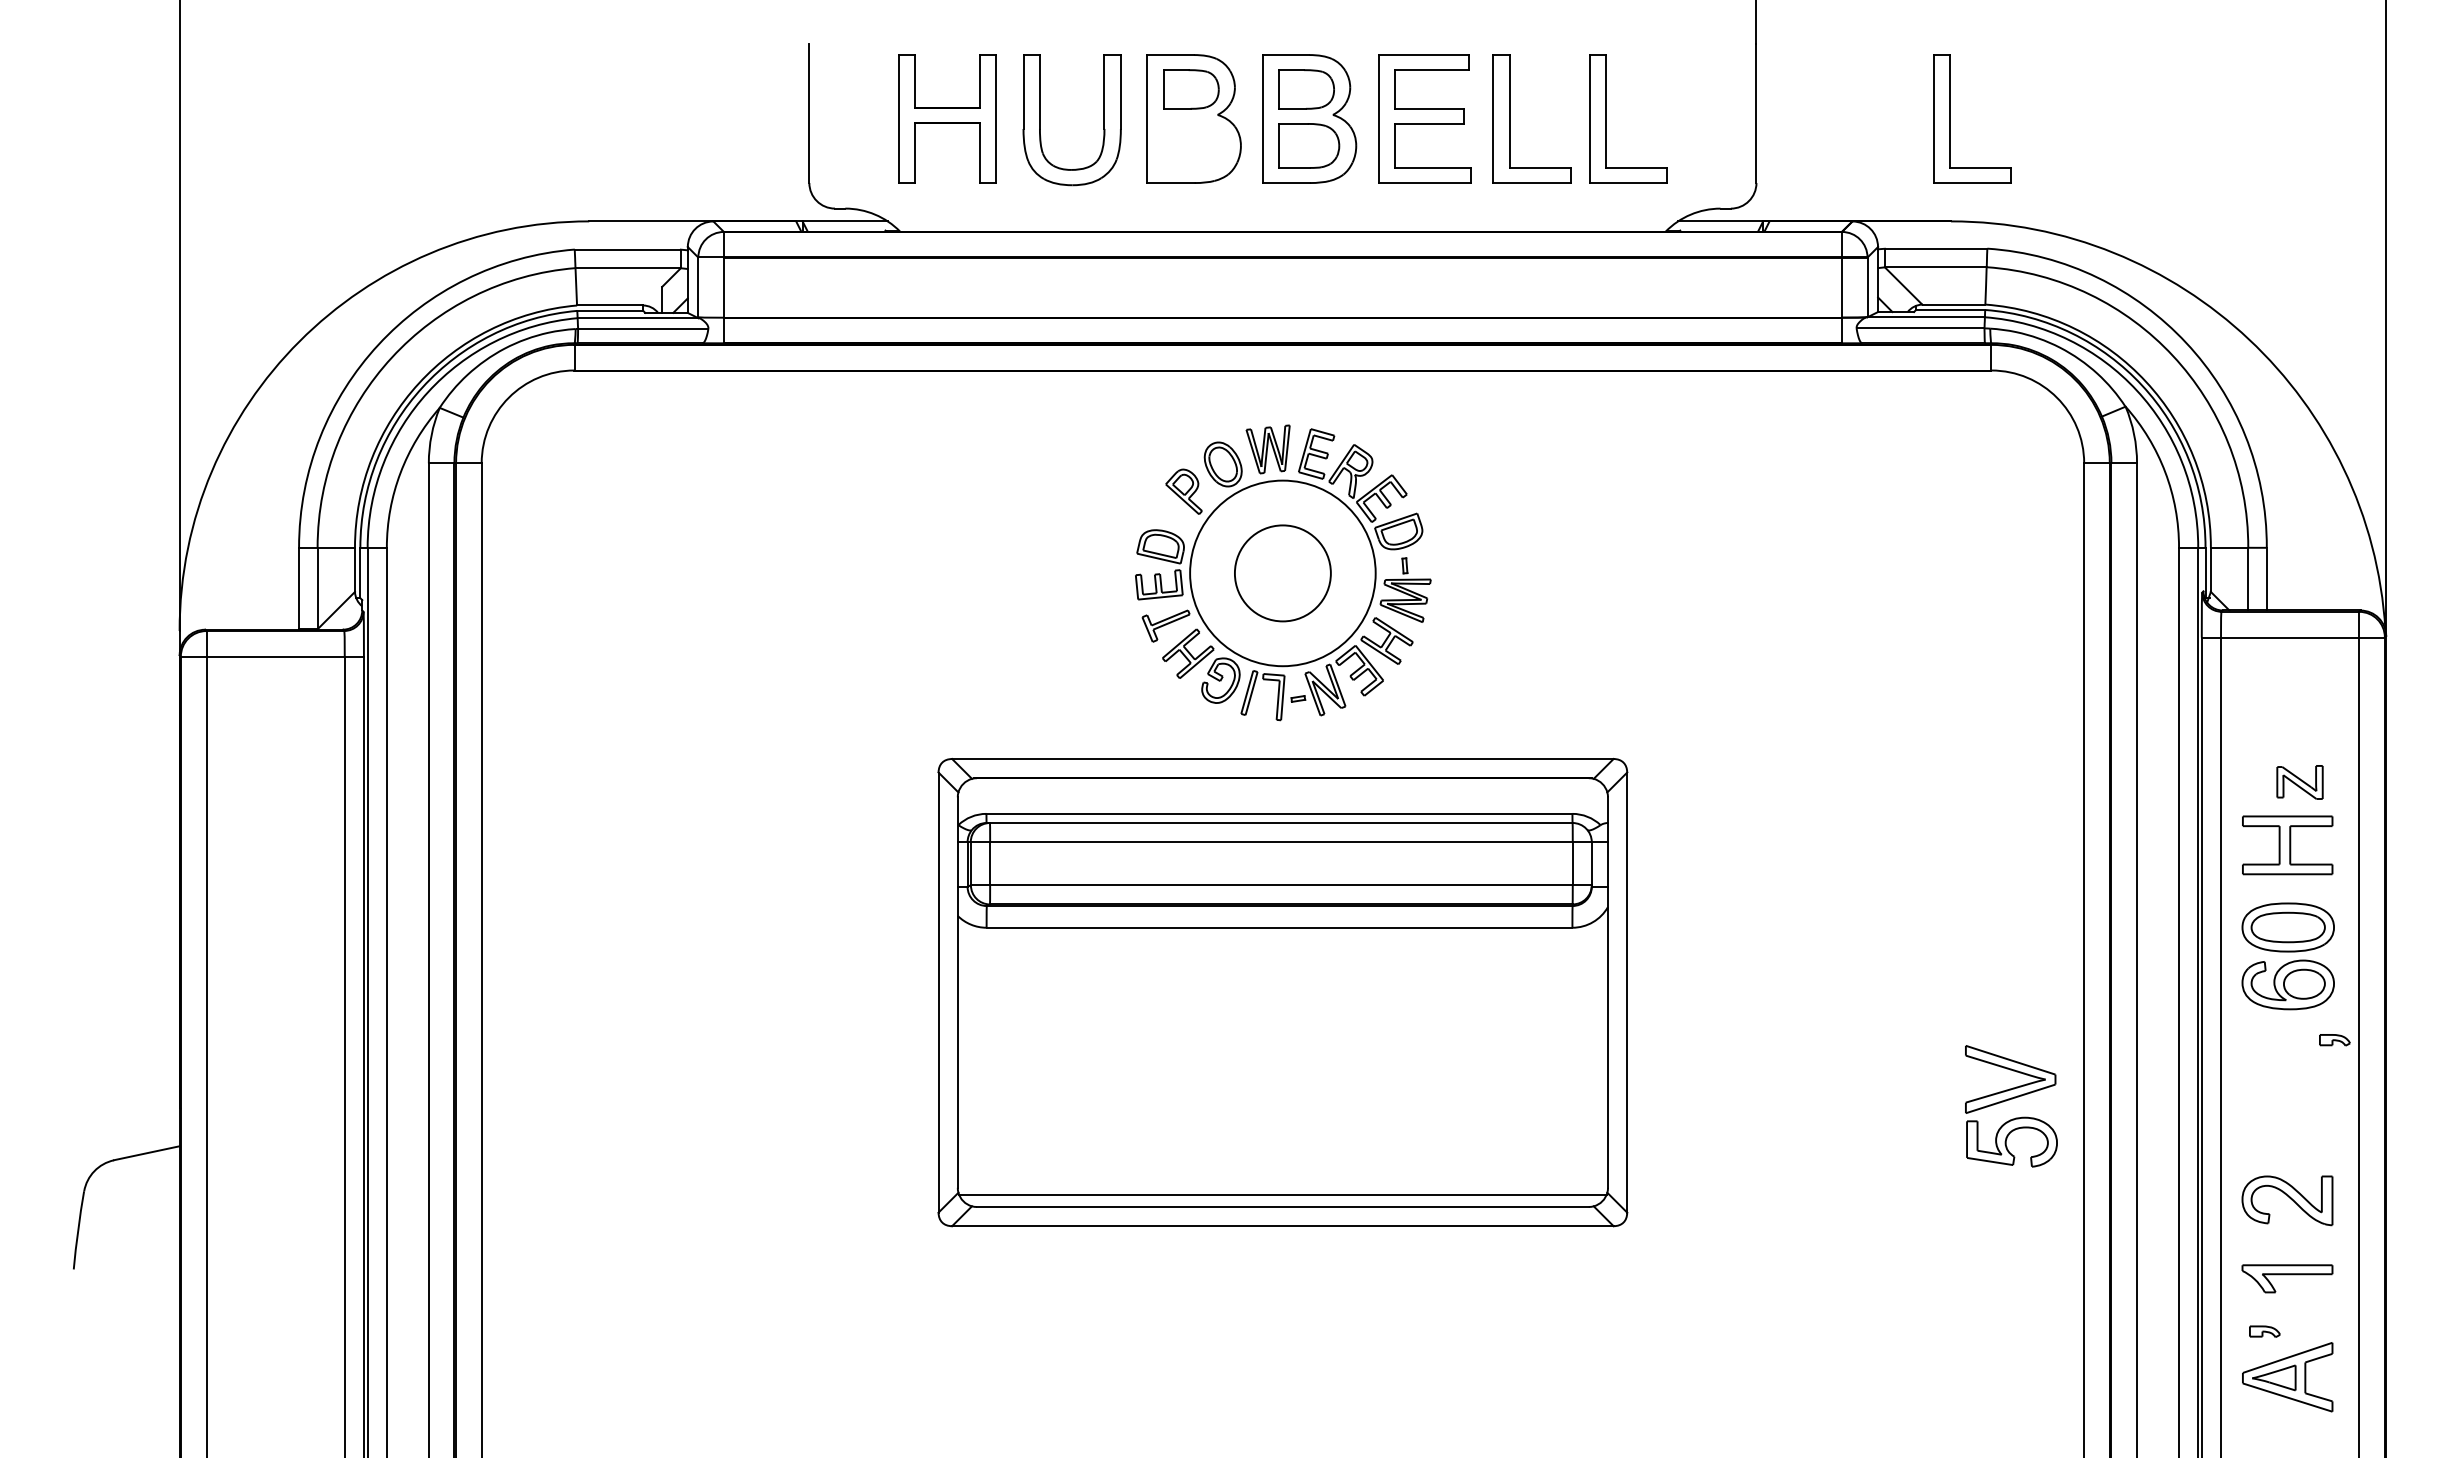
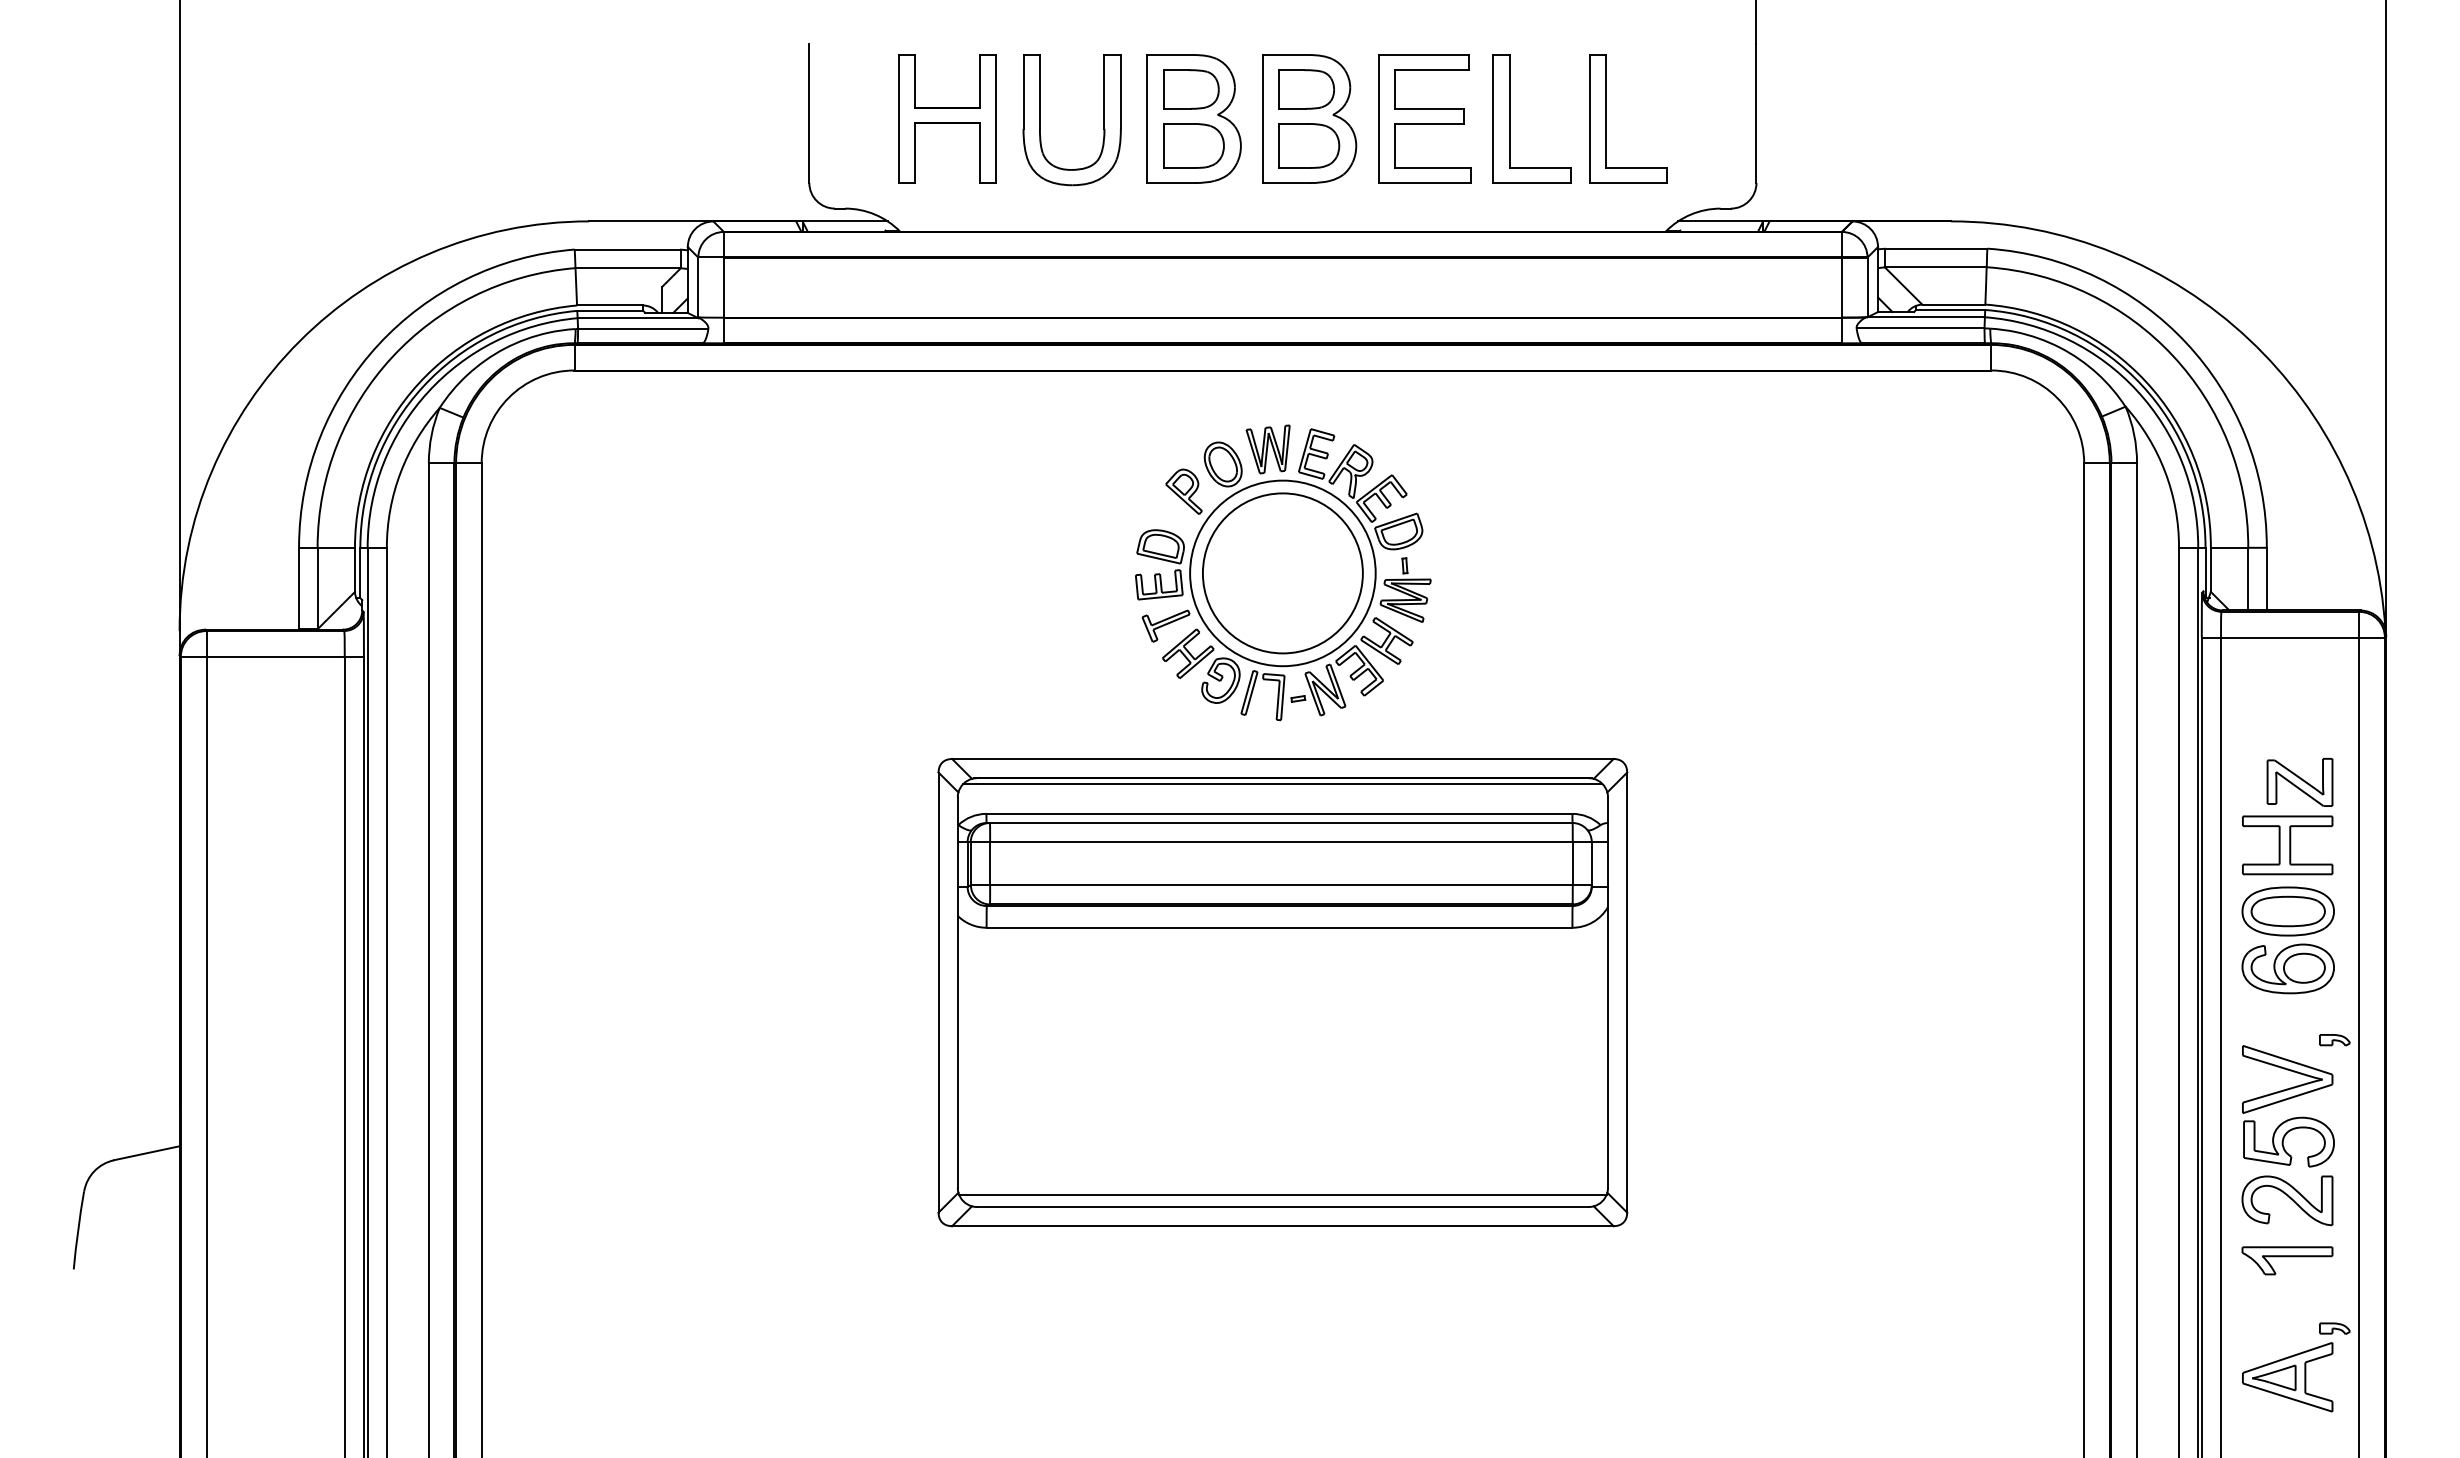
part: present -> none (1950, 118)
part: none -> present (1193, 145)
circle diameter: 96 px -> 160 px (1282, 573)
part size: 48x35 px -> 68x49 px (2299, 782)
line: none -> present (1282, 783)
part position: (2287, 956) -> (2287, 940) (2287, 940)
part position: (2009, 1100) -> (2286, 1100) (2286, 1100)
part position: (2287, 1278) -> (2287, 1260) (2287, 1260)
part position: (2264, 1331) -> (2334, 1328) (2334, 1328)
